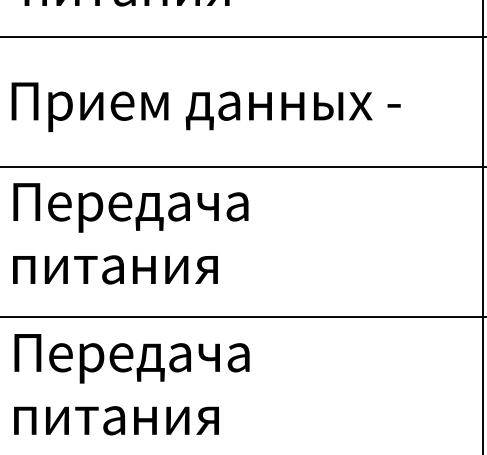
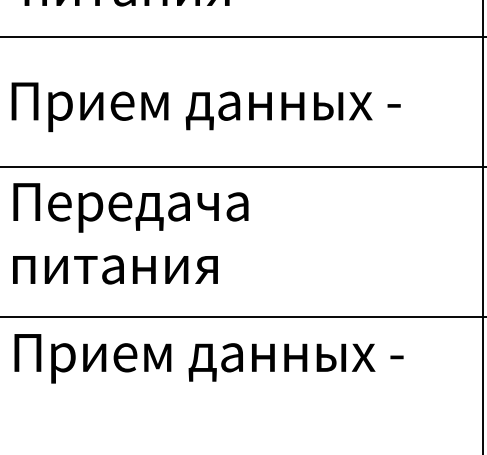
text: Передача питания -> Прием данных - (208, 389)
